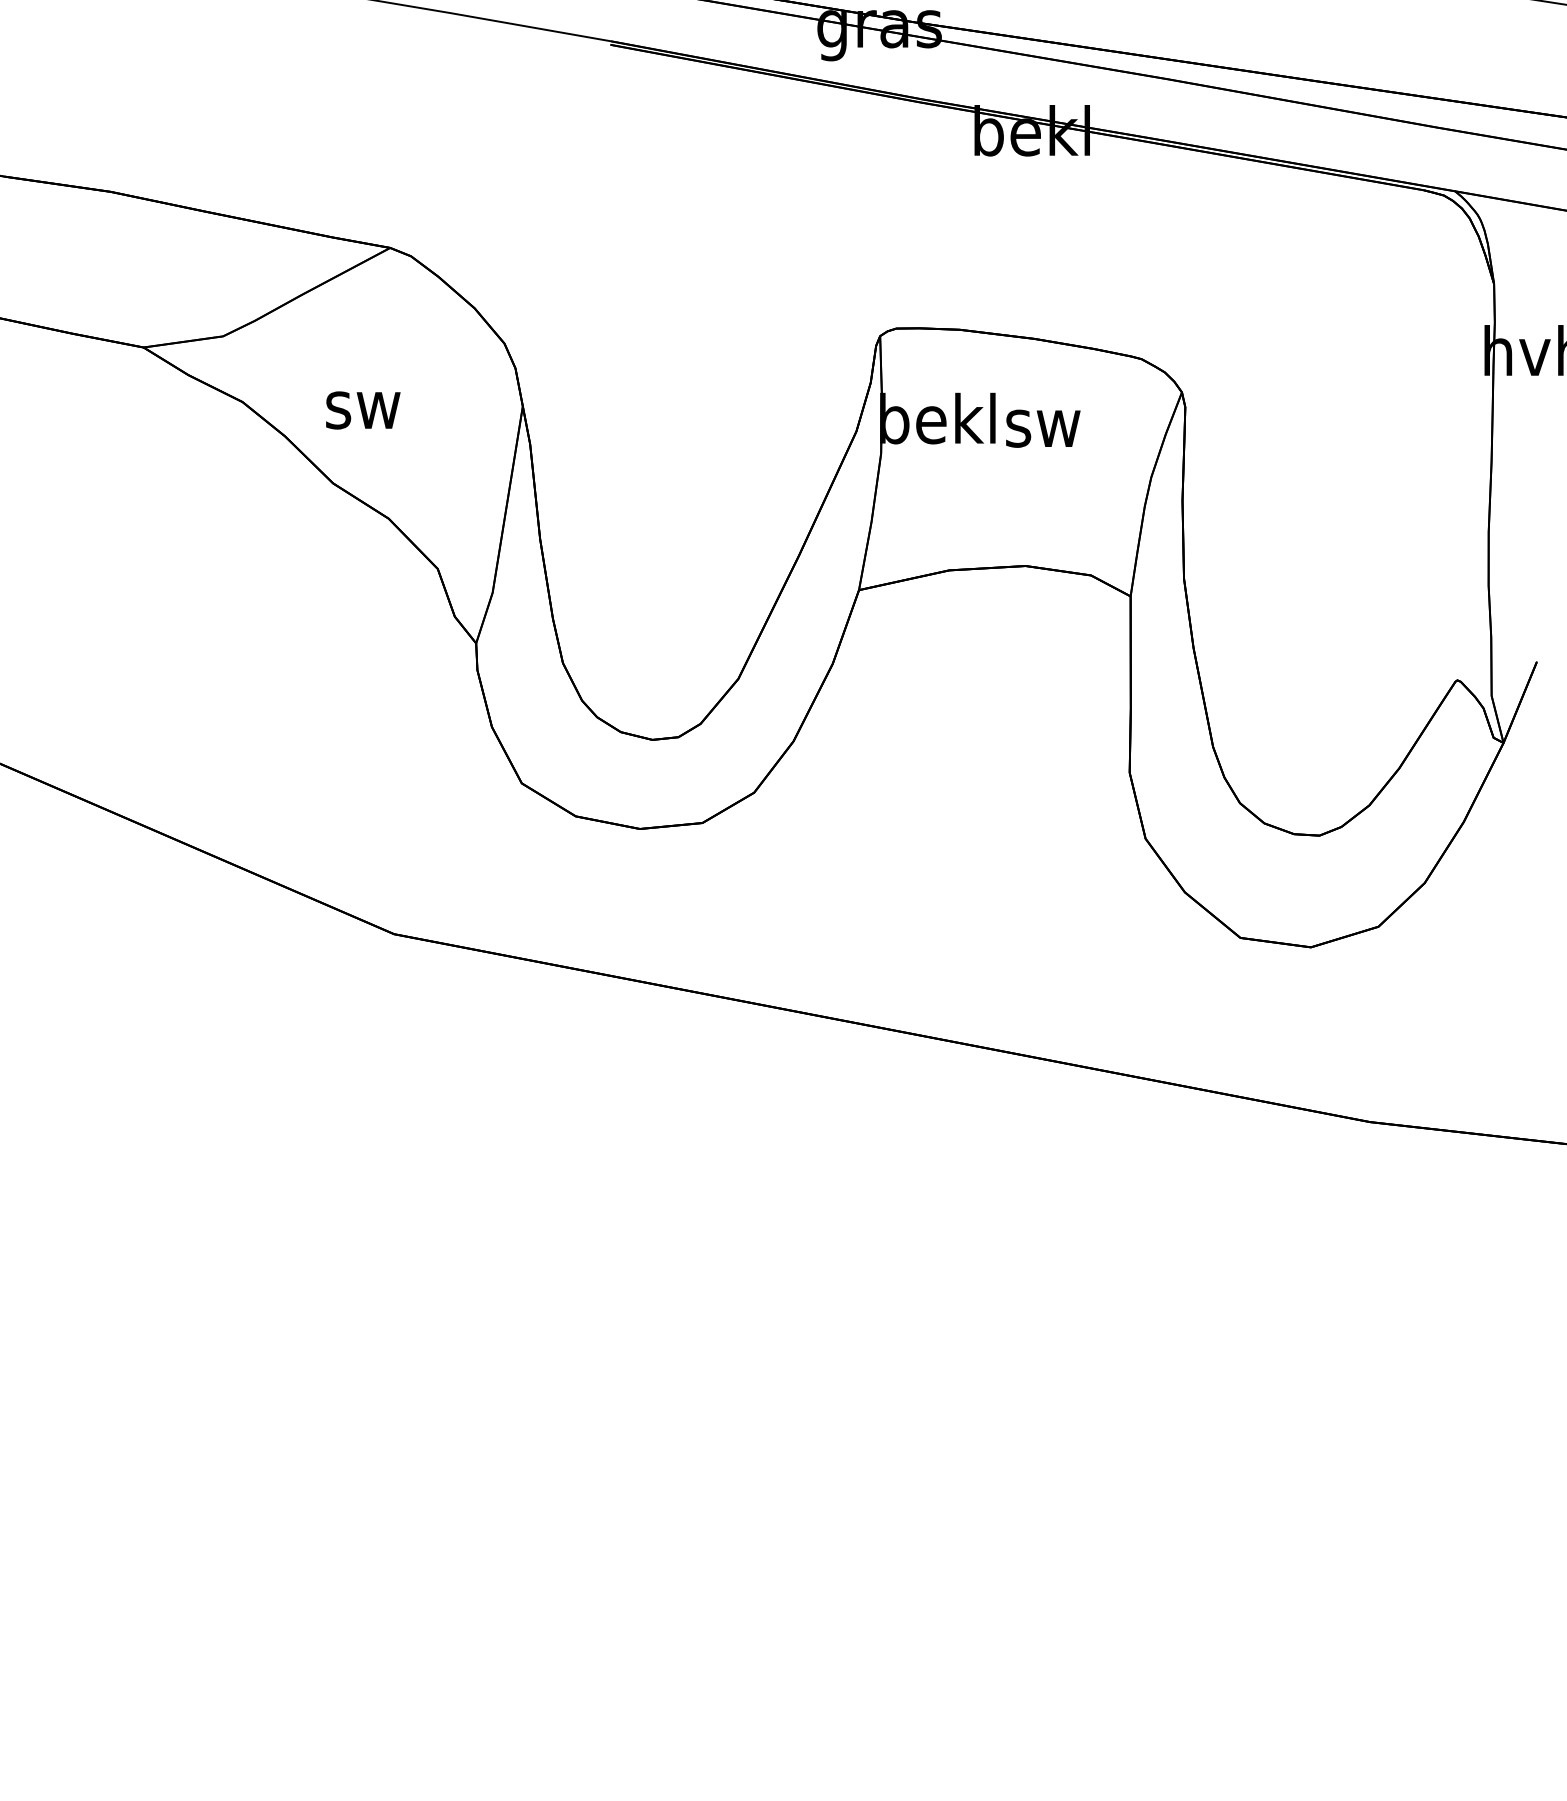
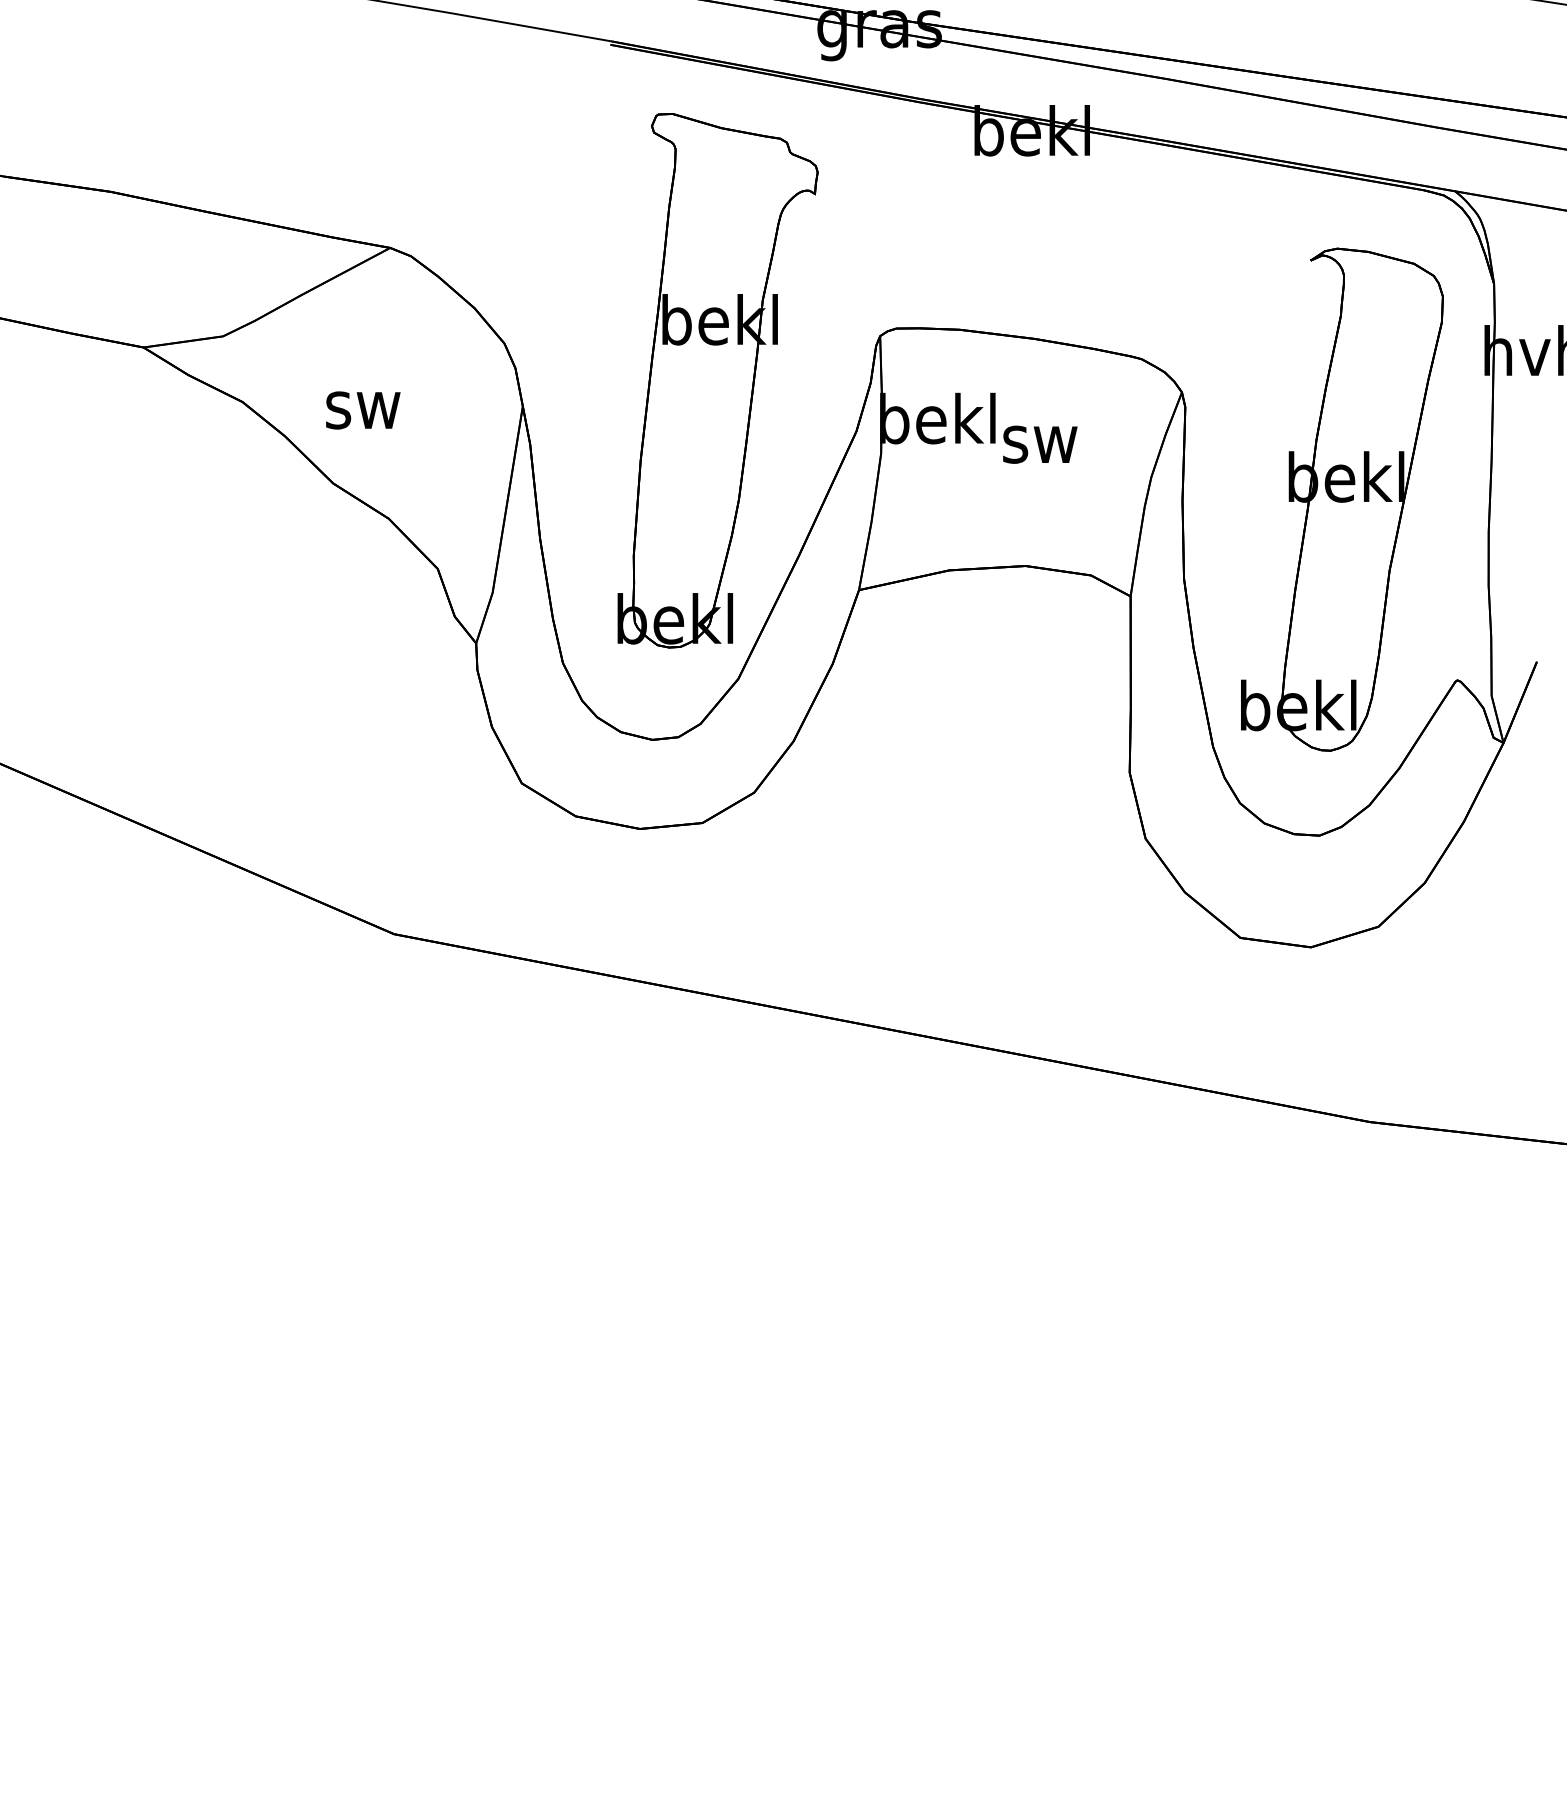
part: none -> present (717, 380)
text position: (1043, 428) -> (1040, 444) (1040, 444)
part: none -> present (1342, 499)
